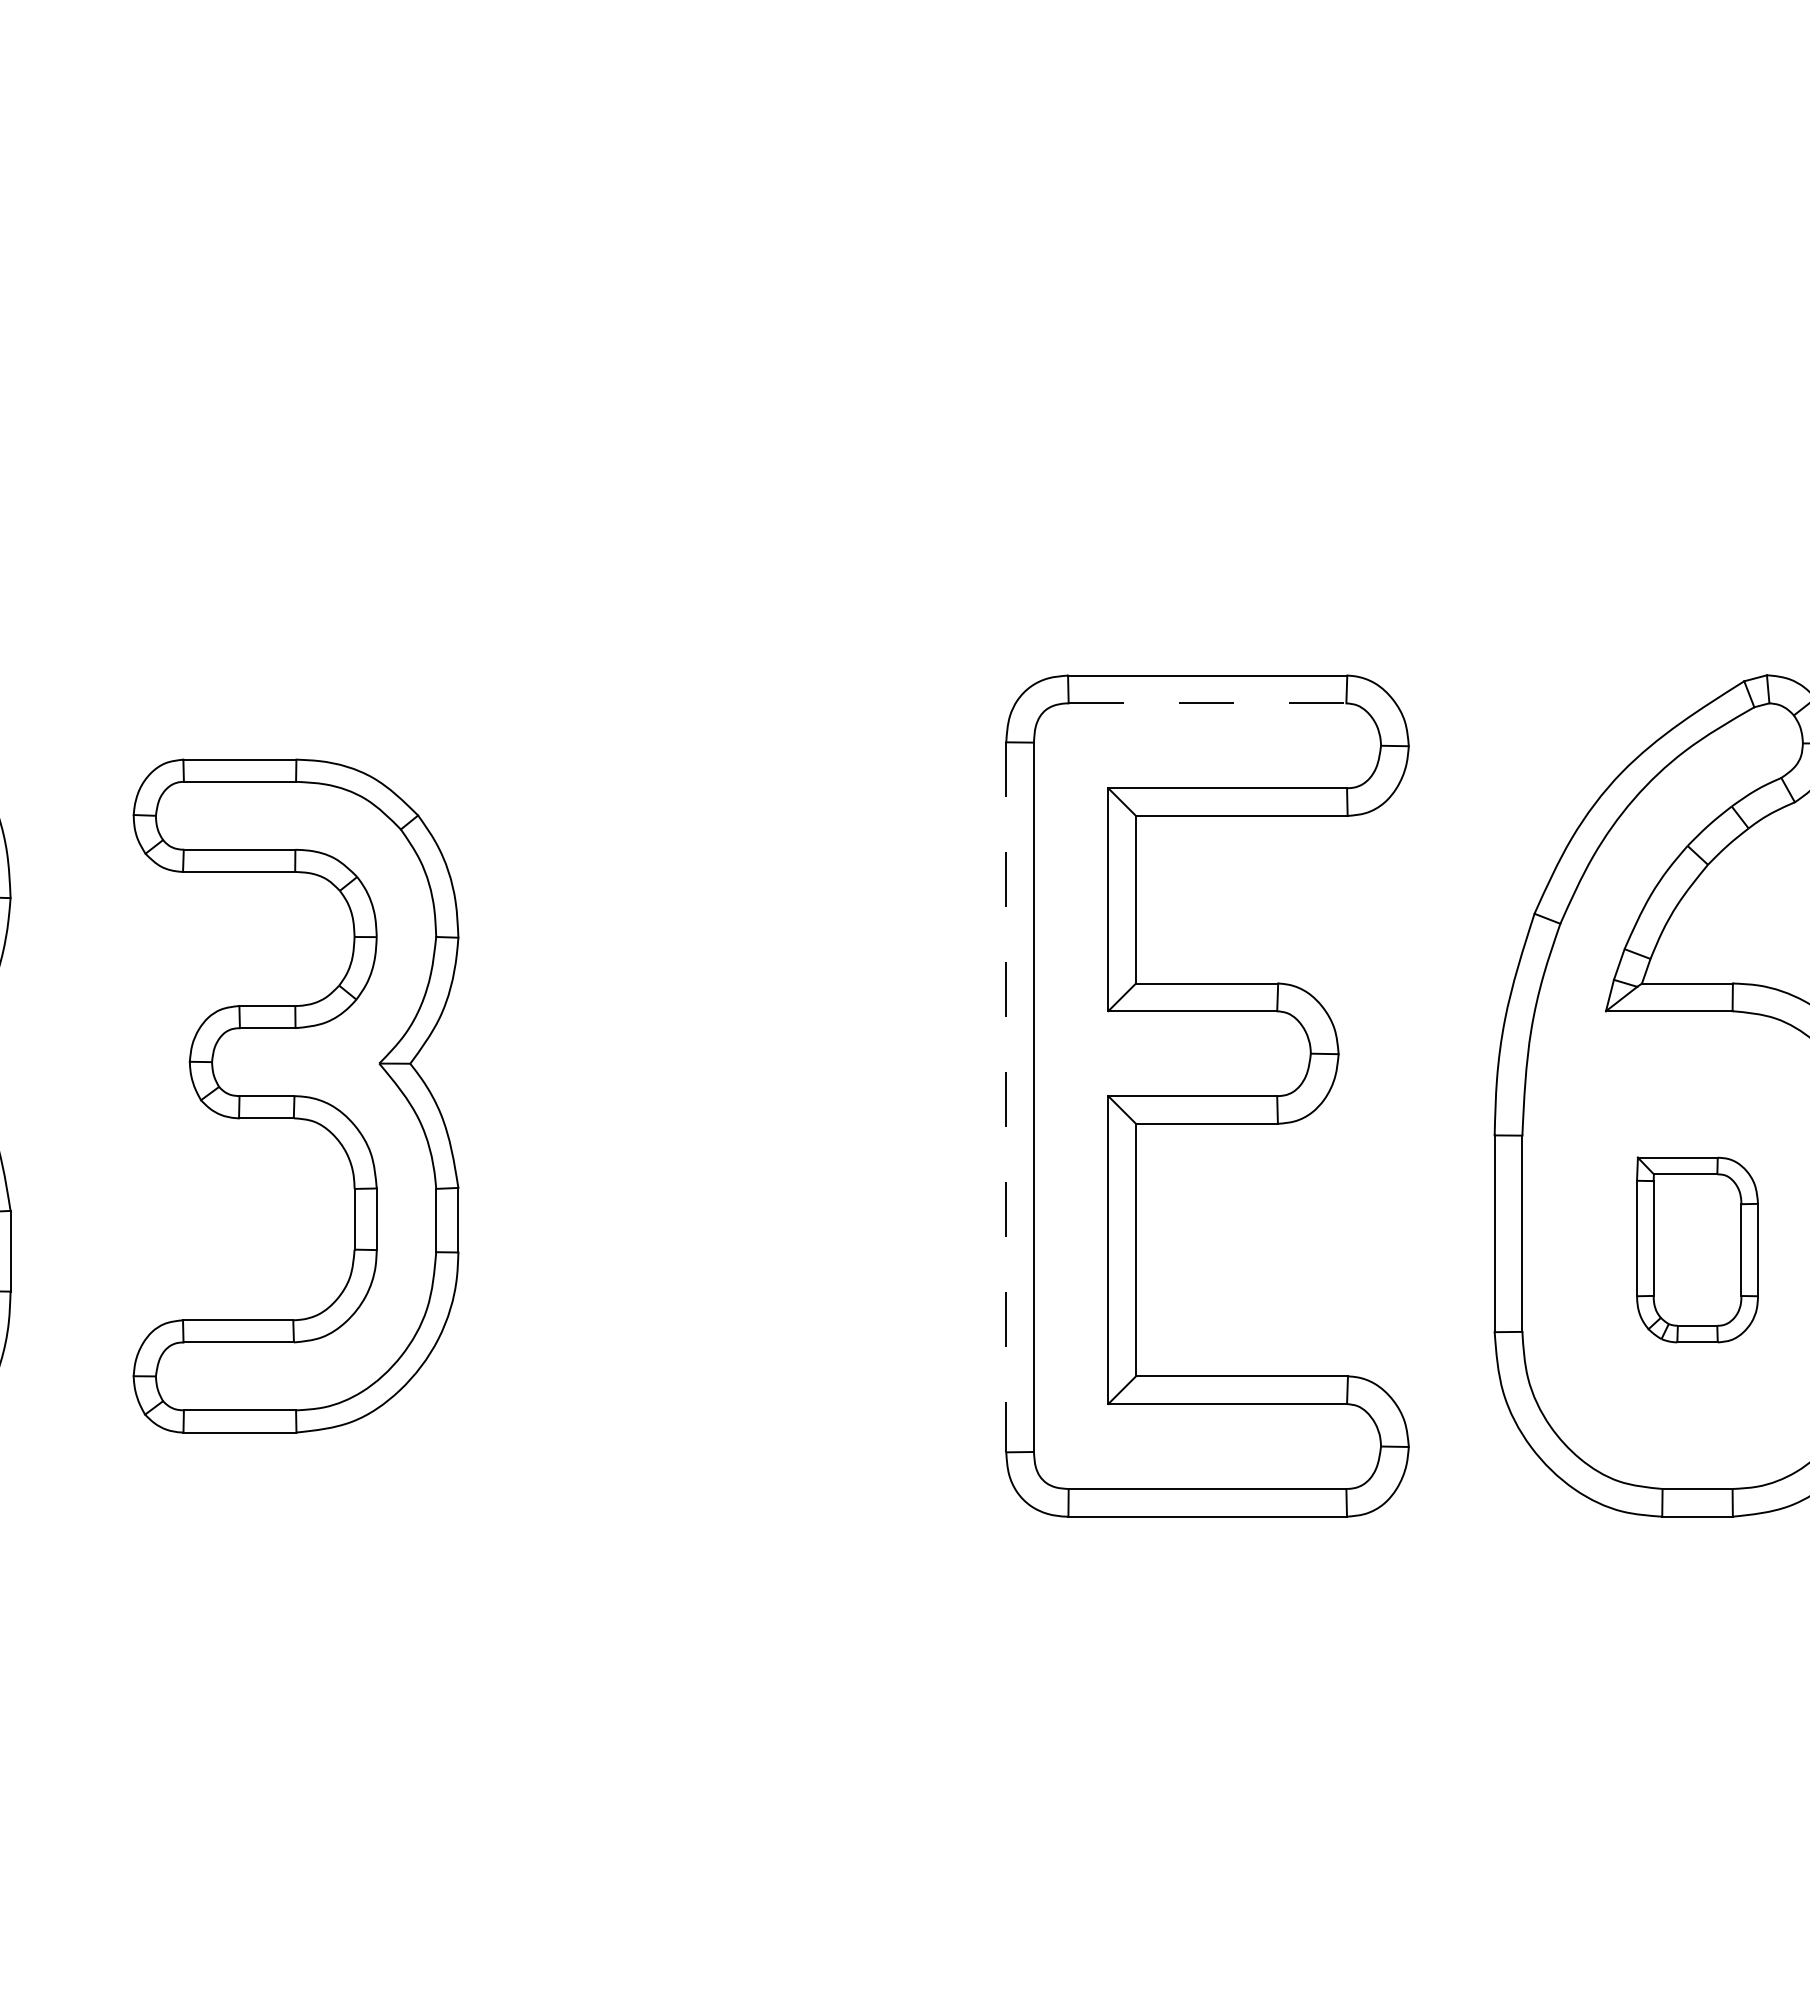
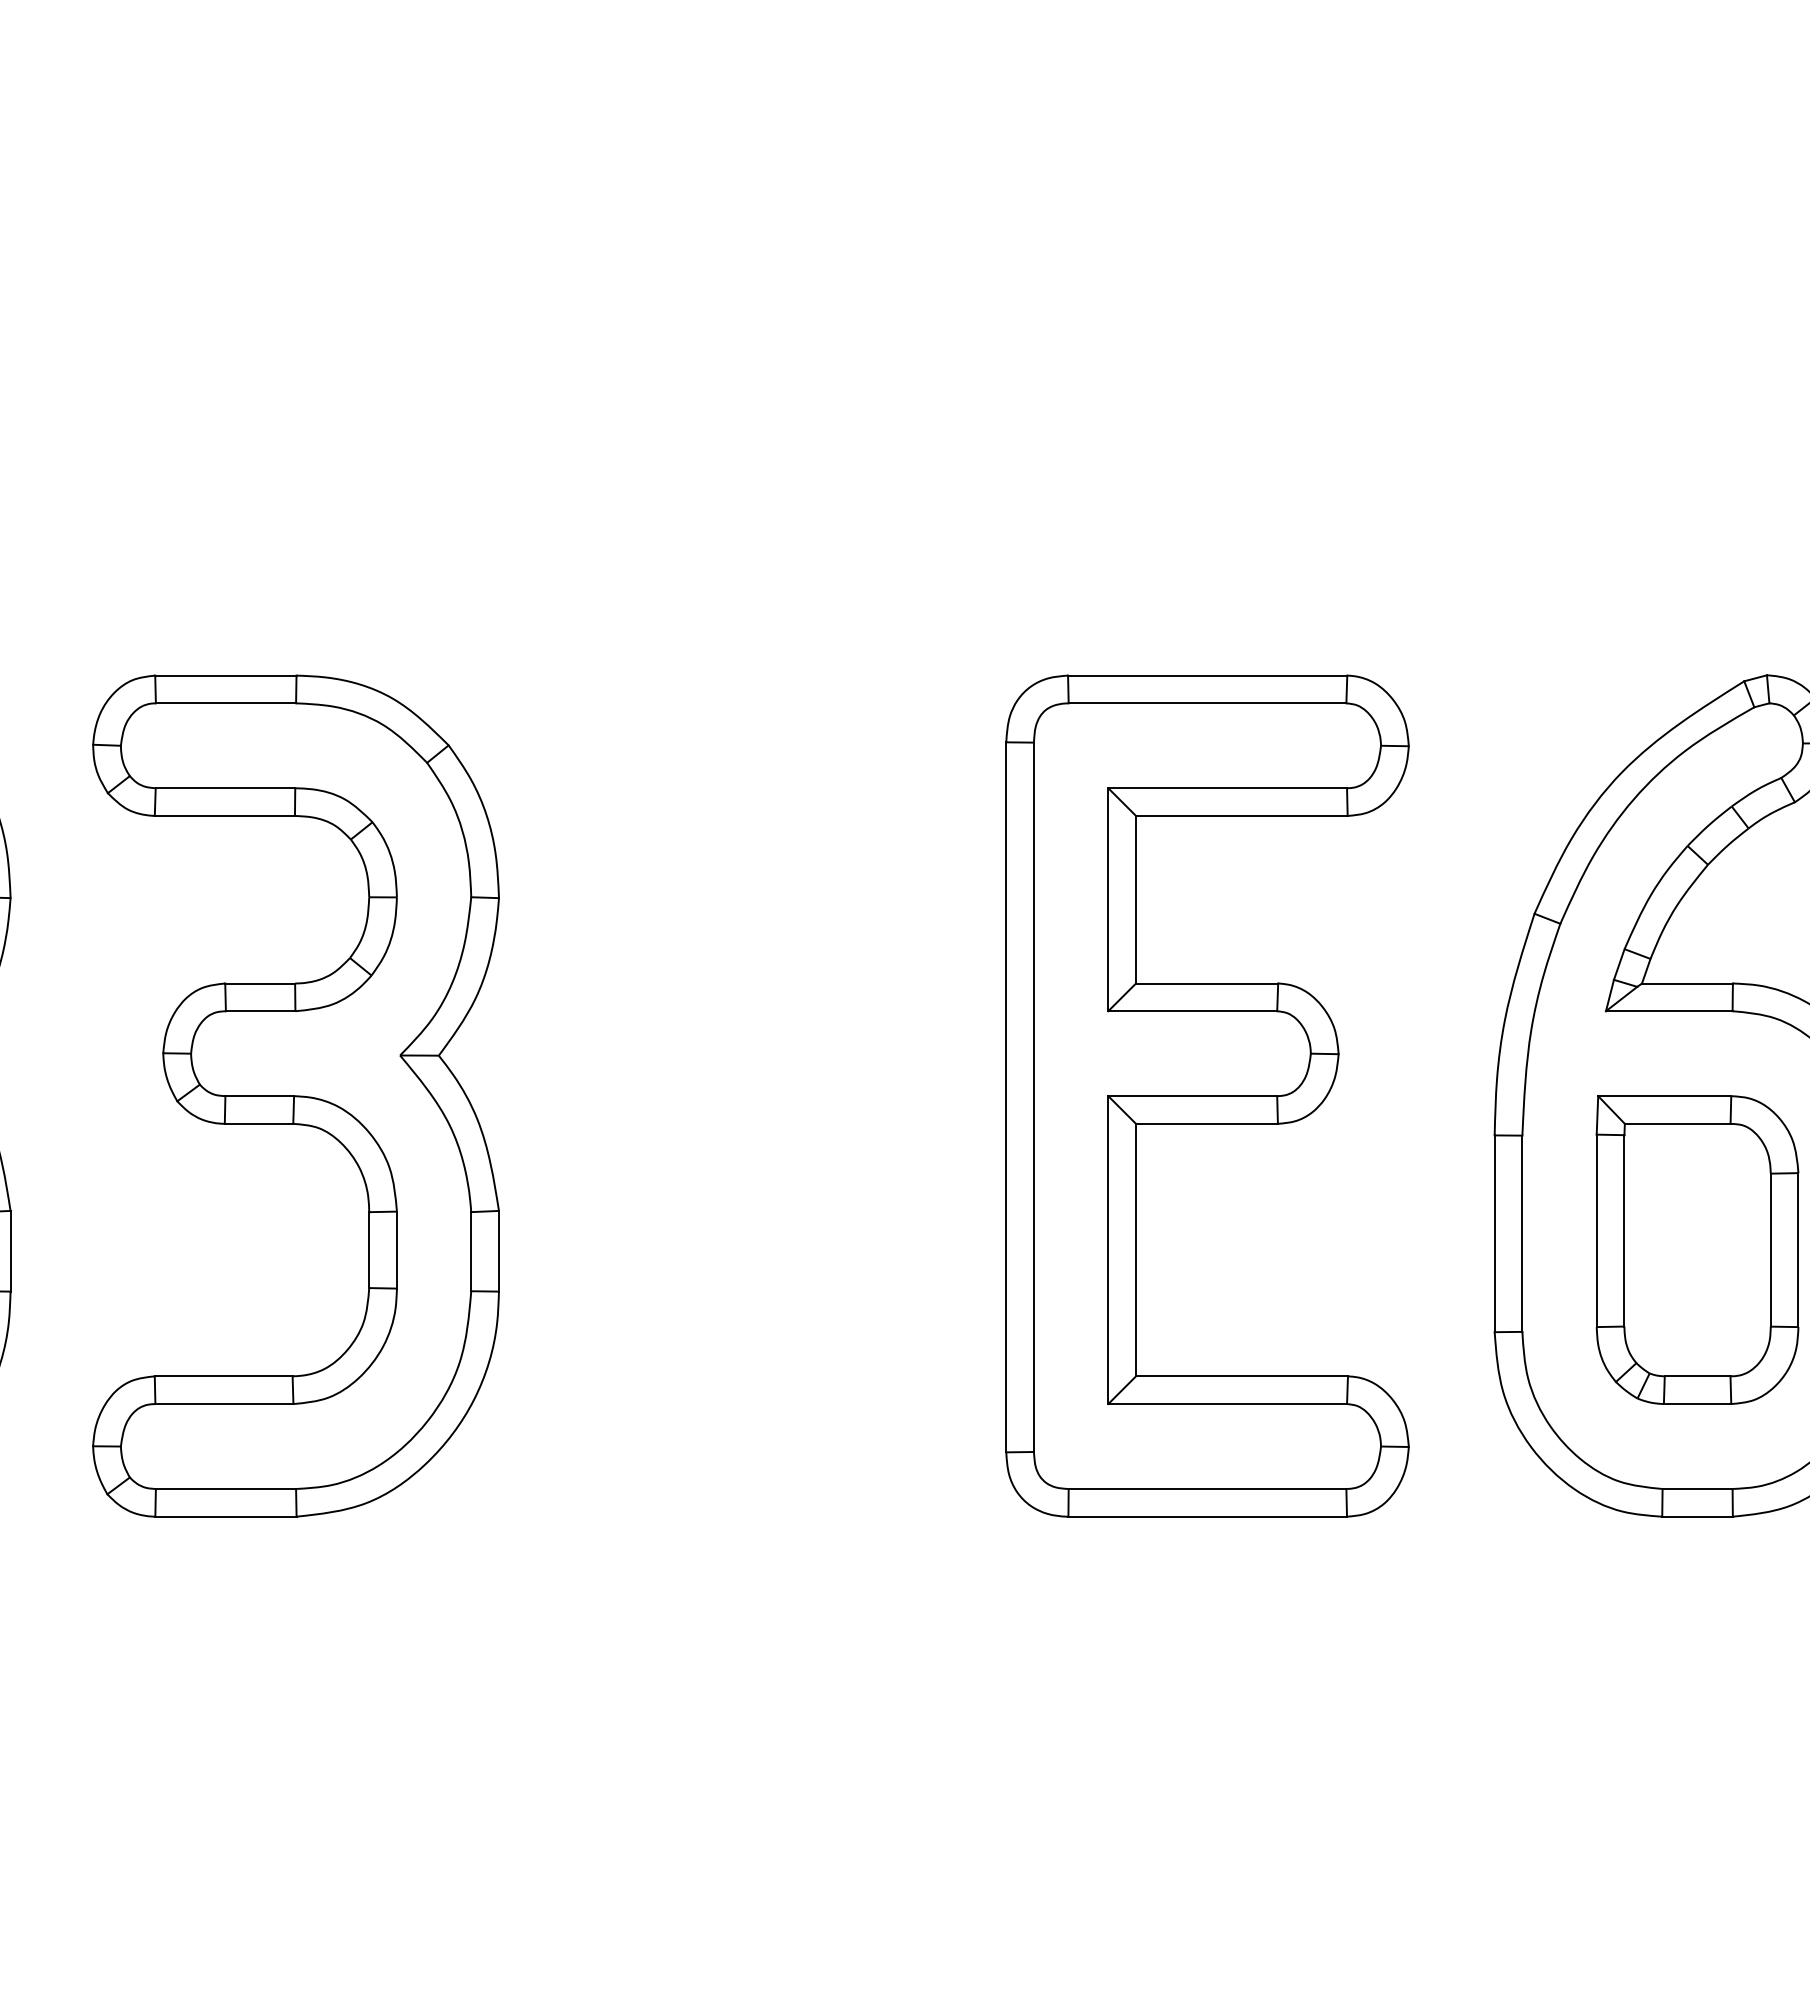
line: dashed -> solid (1207, 703)
part size: 328x676 px -> 408x844 px (295, 1095)
line: dashed -> solid (1006, 1097)
part size: 123x188 px -> 205x310 px (1697, 1249)
